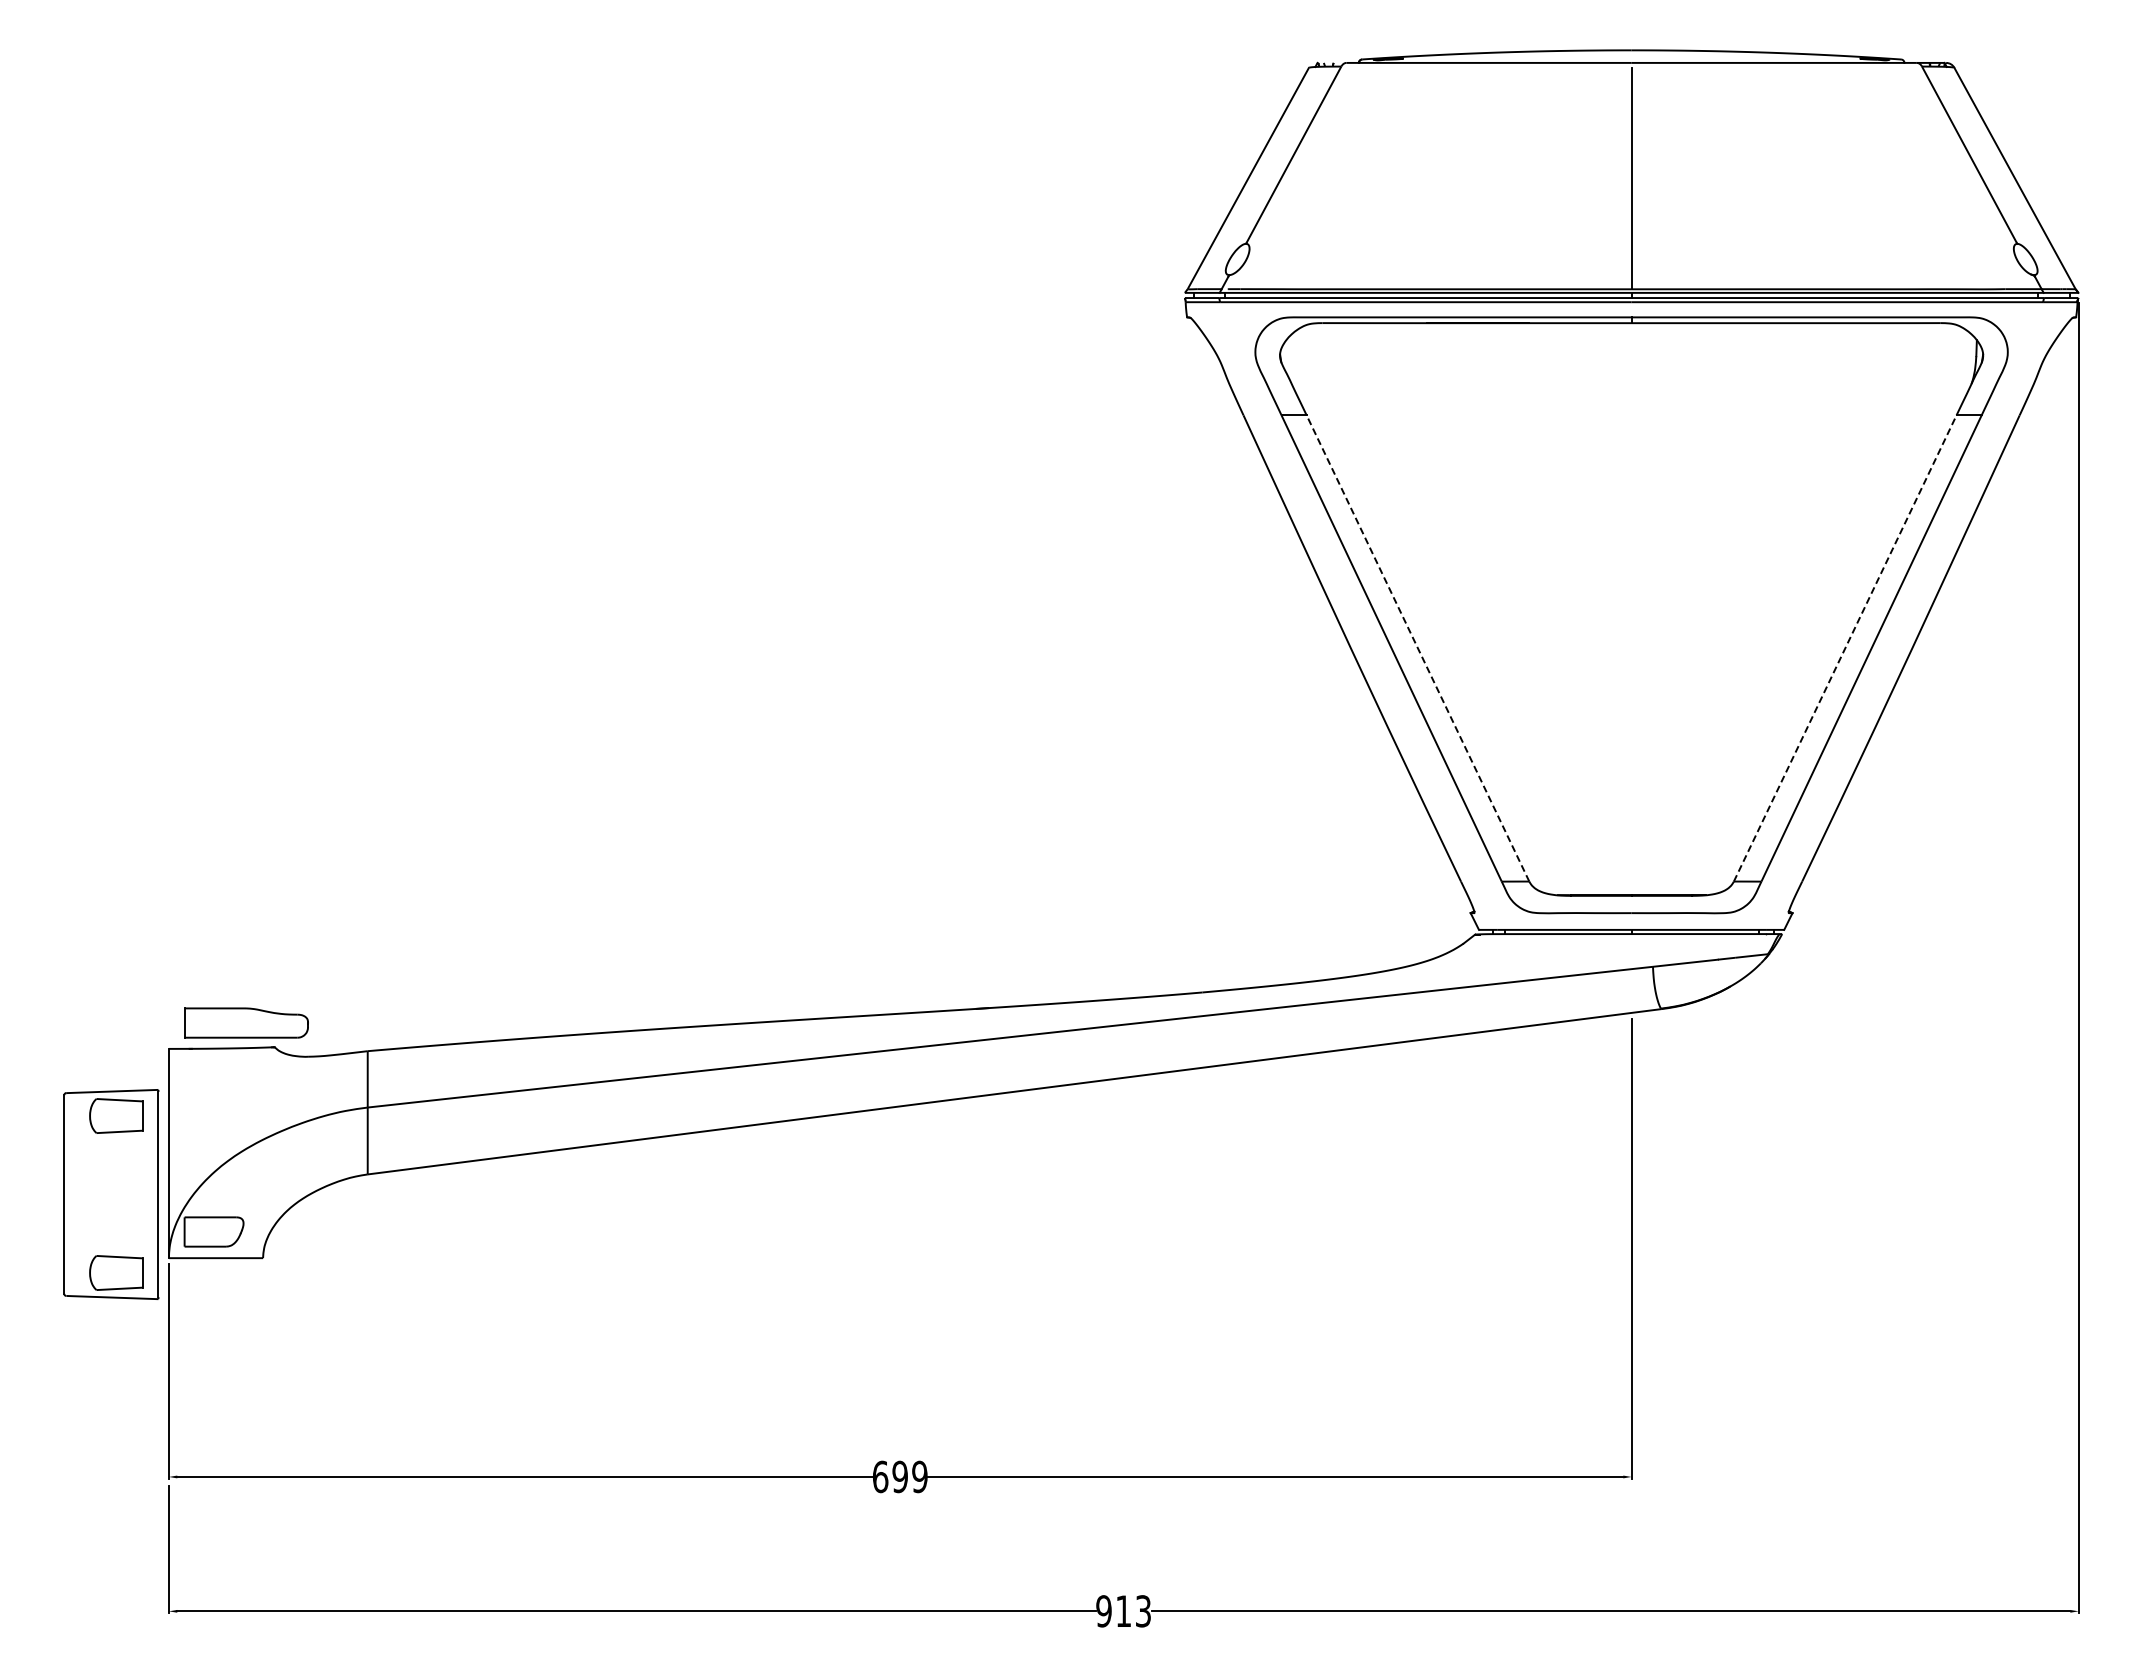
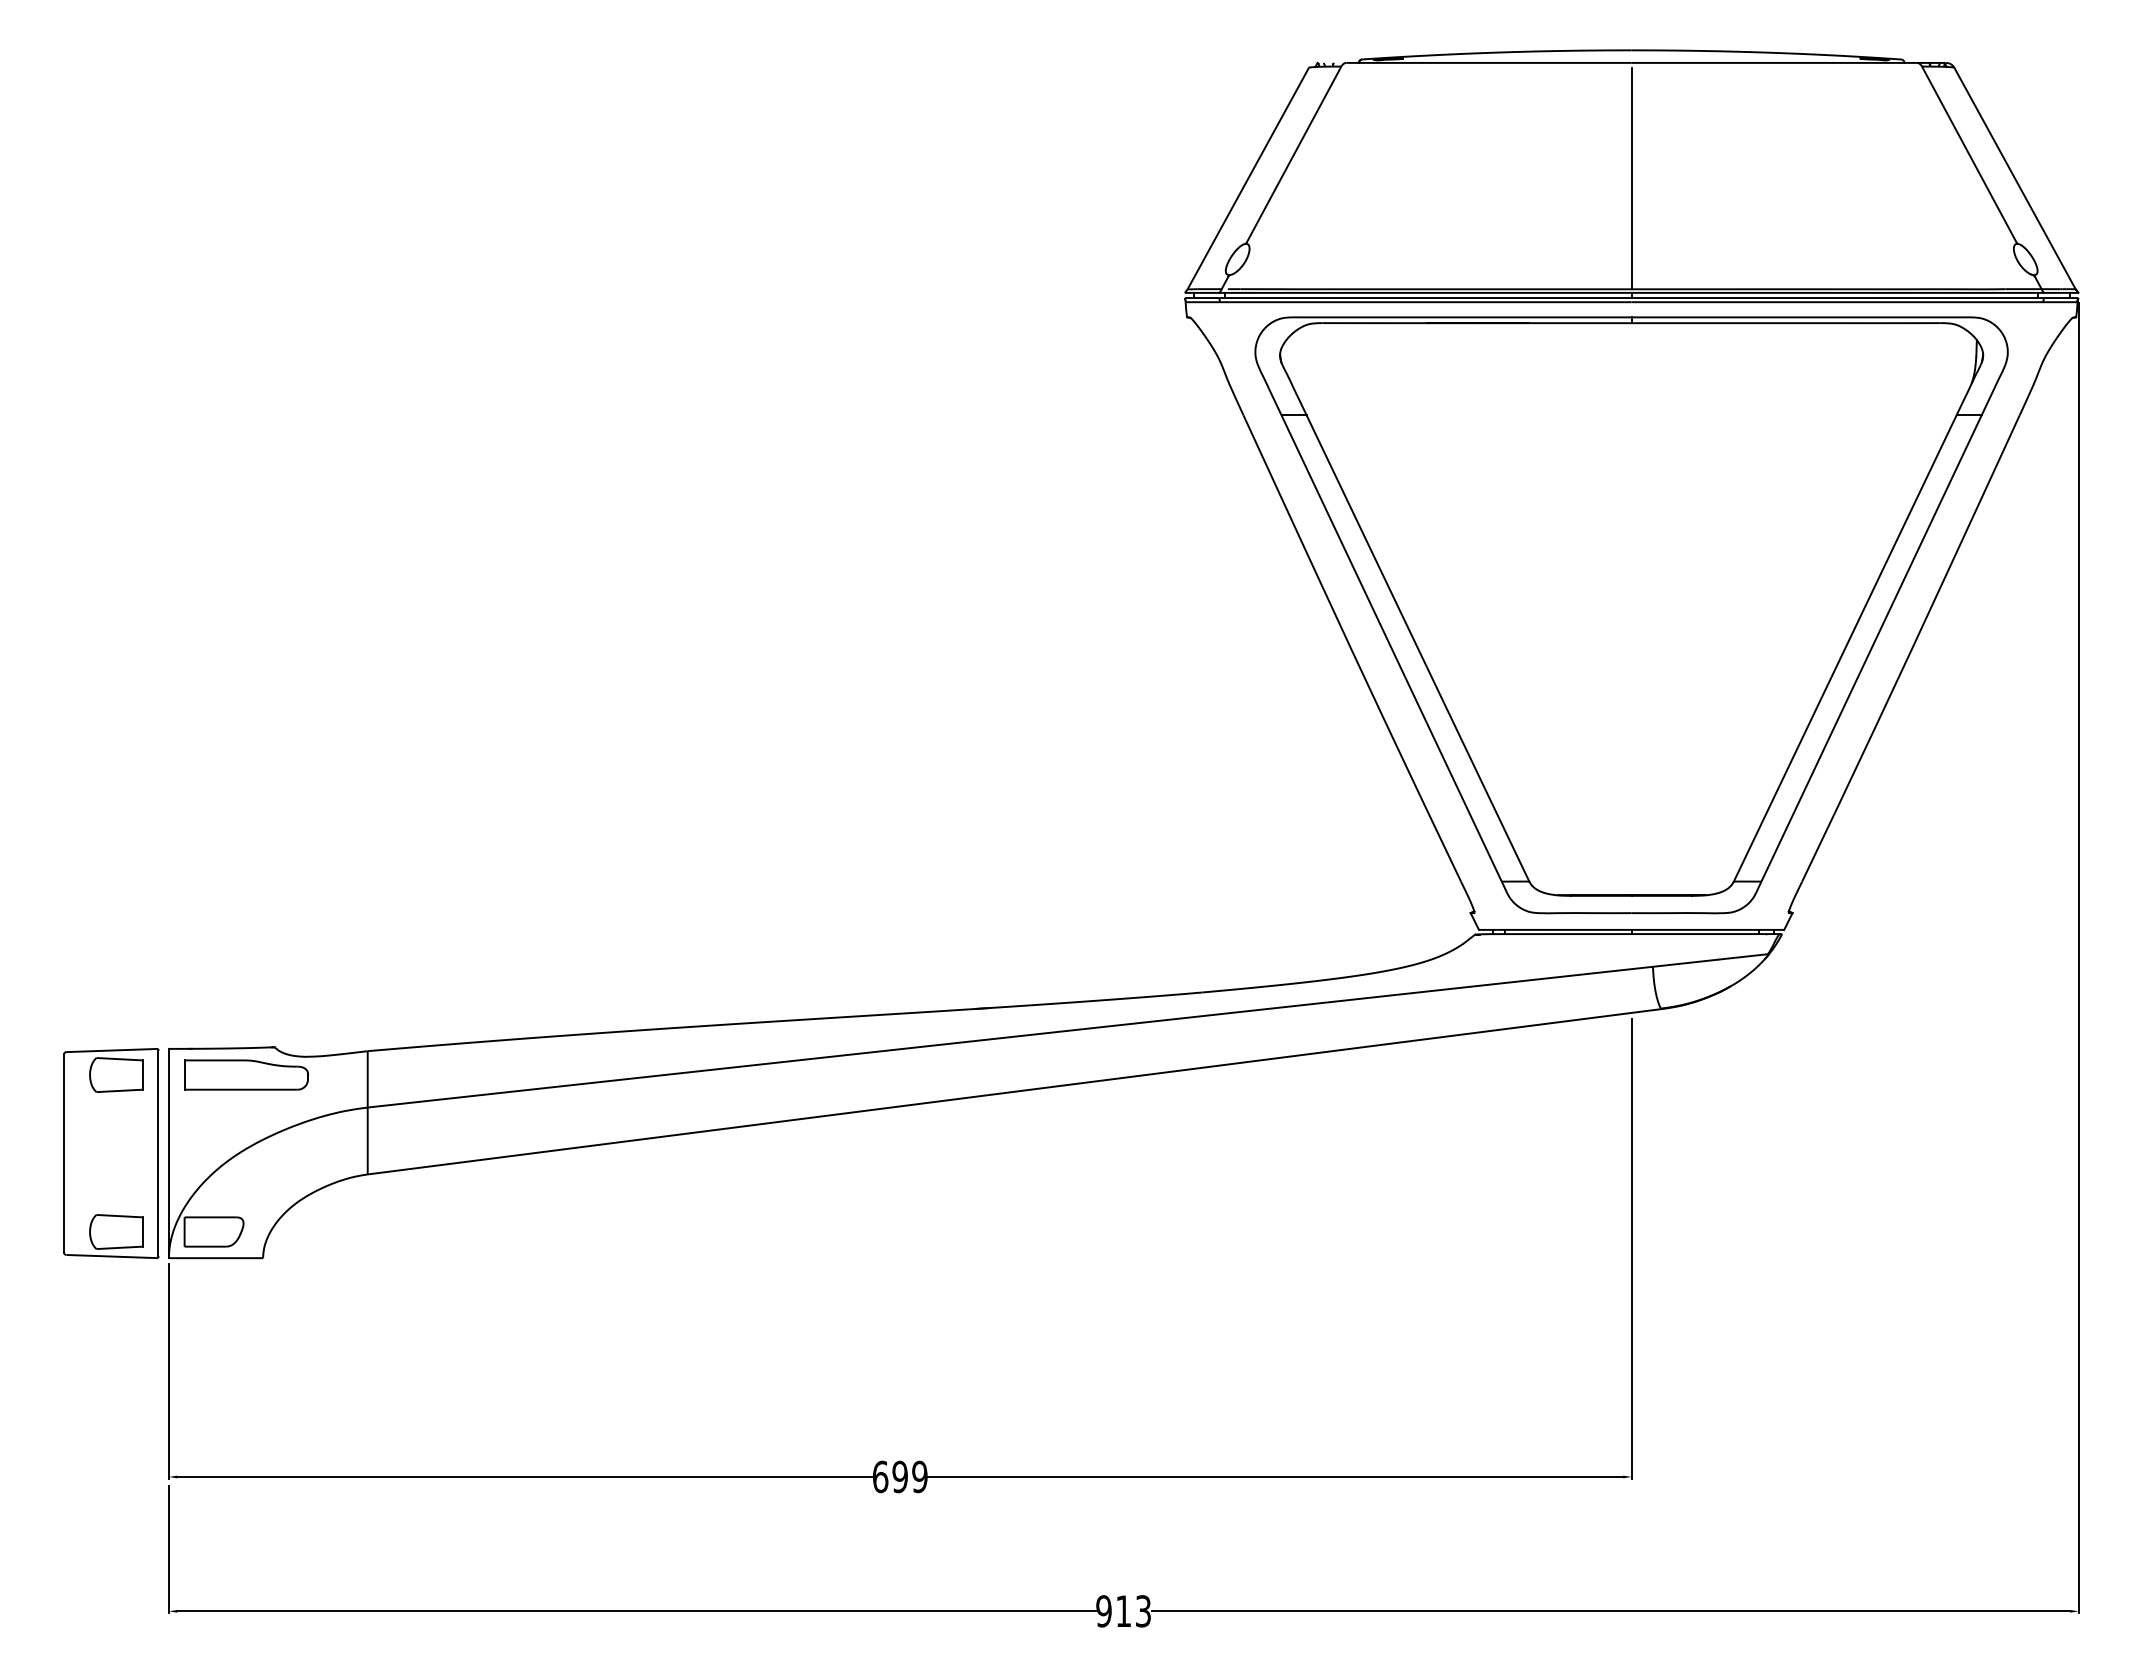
line: dashed -> solid (1417, 648)
line: dashed -> solid (1845, 648)
part position: (246, 1022) -> (246, 1074) (246, 1074)
part position: (111, 1194) -> (111, 1153) (111, 1153)
